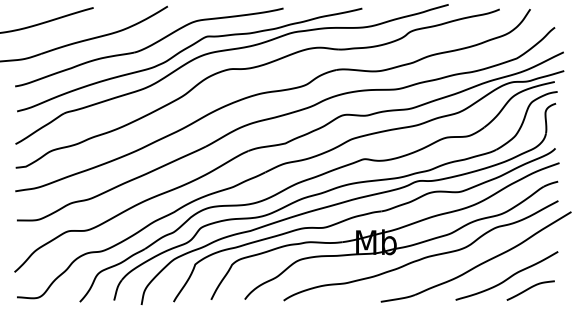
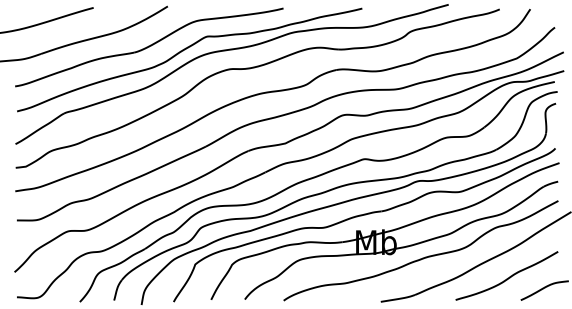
curve position: (529, 289) -> (543, 289) (543, 289)
